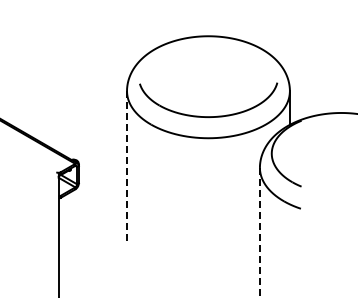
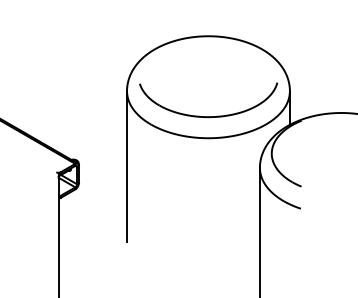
line: dashed -> solid (127, 167)
line: dashed -> solid (259, 232)
